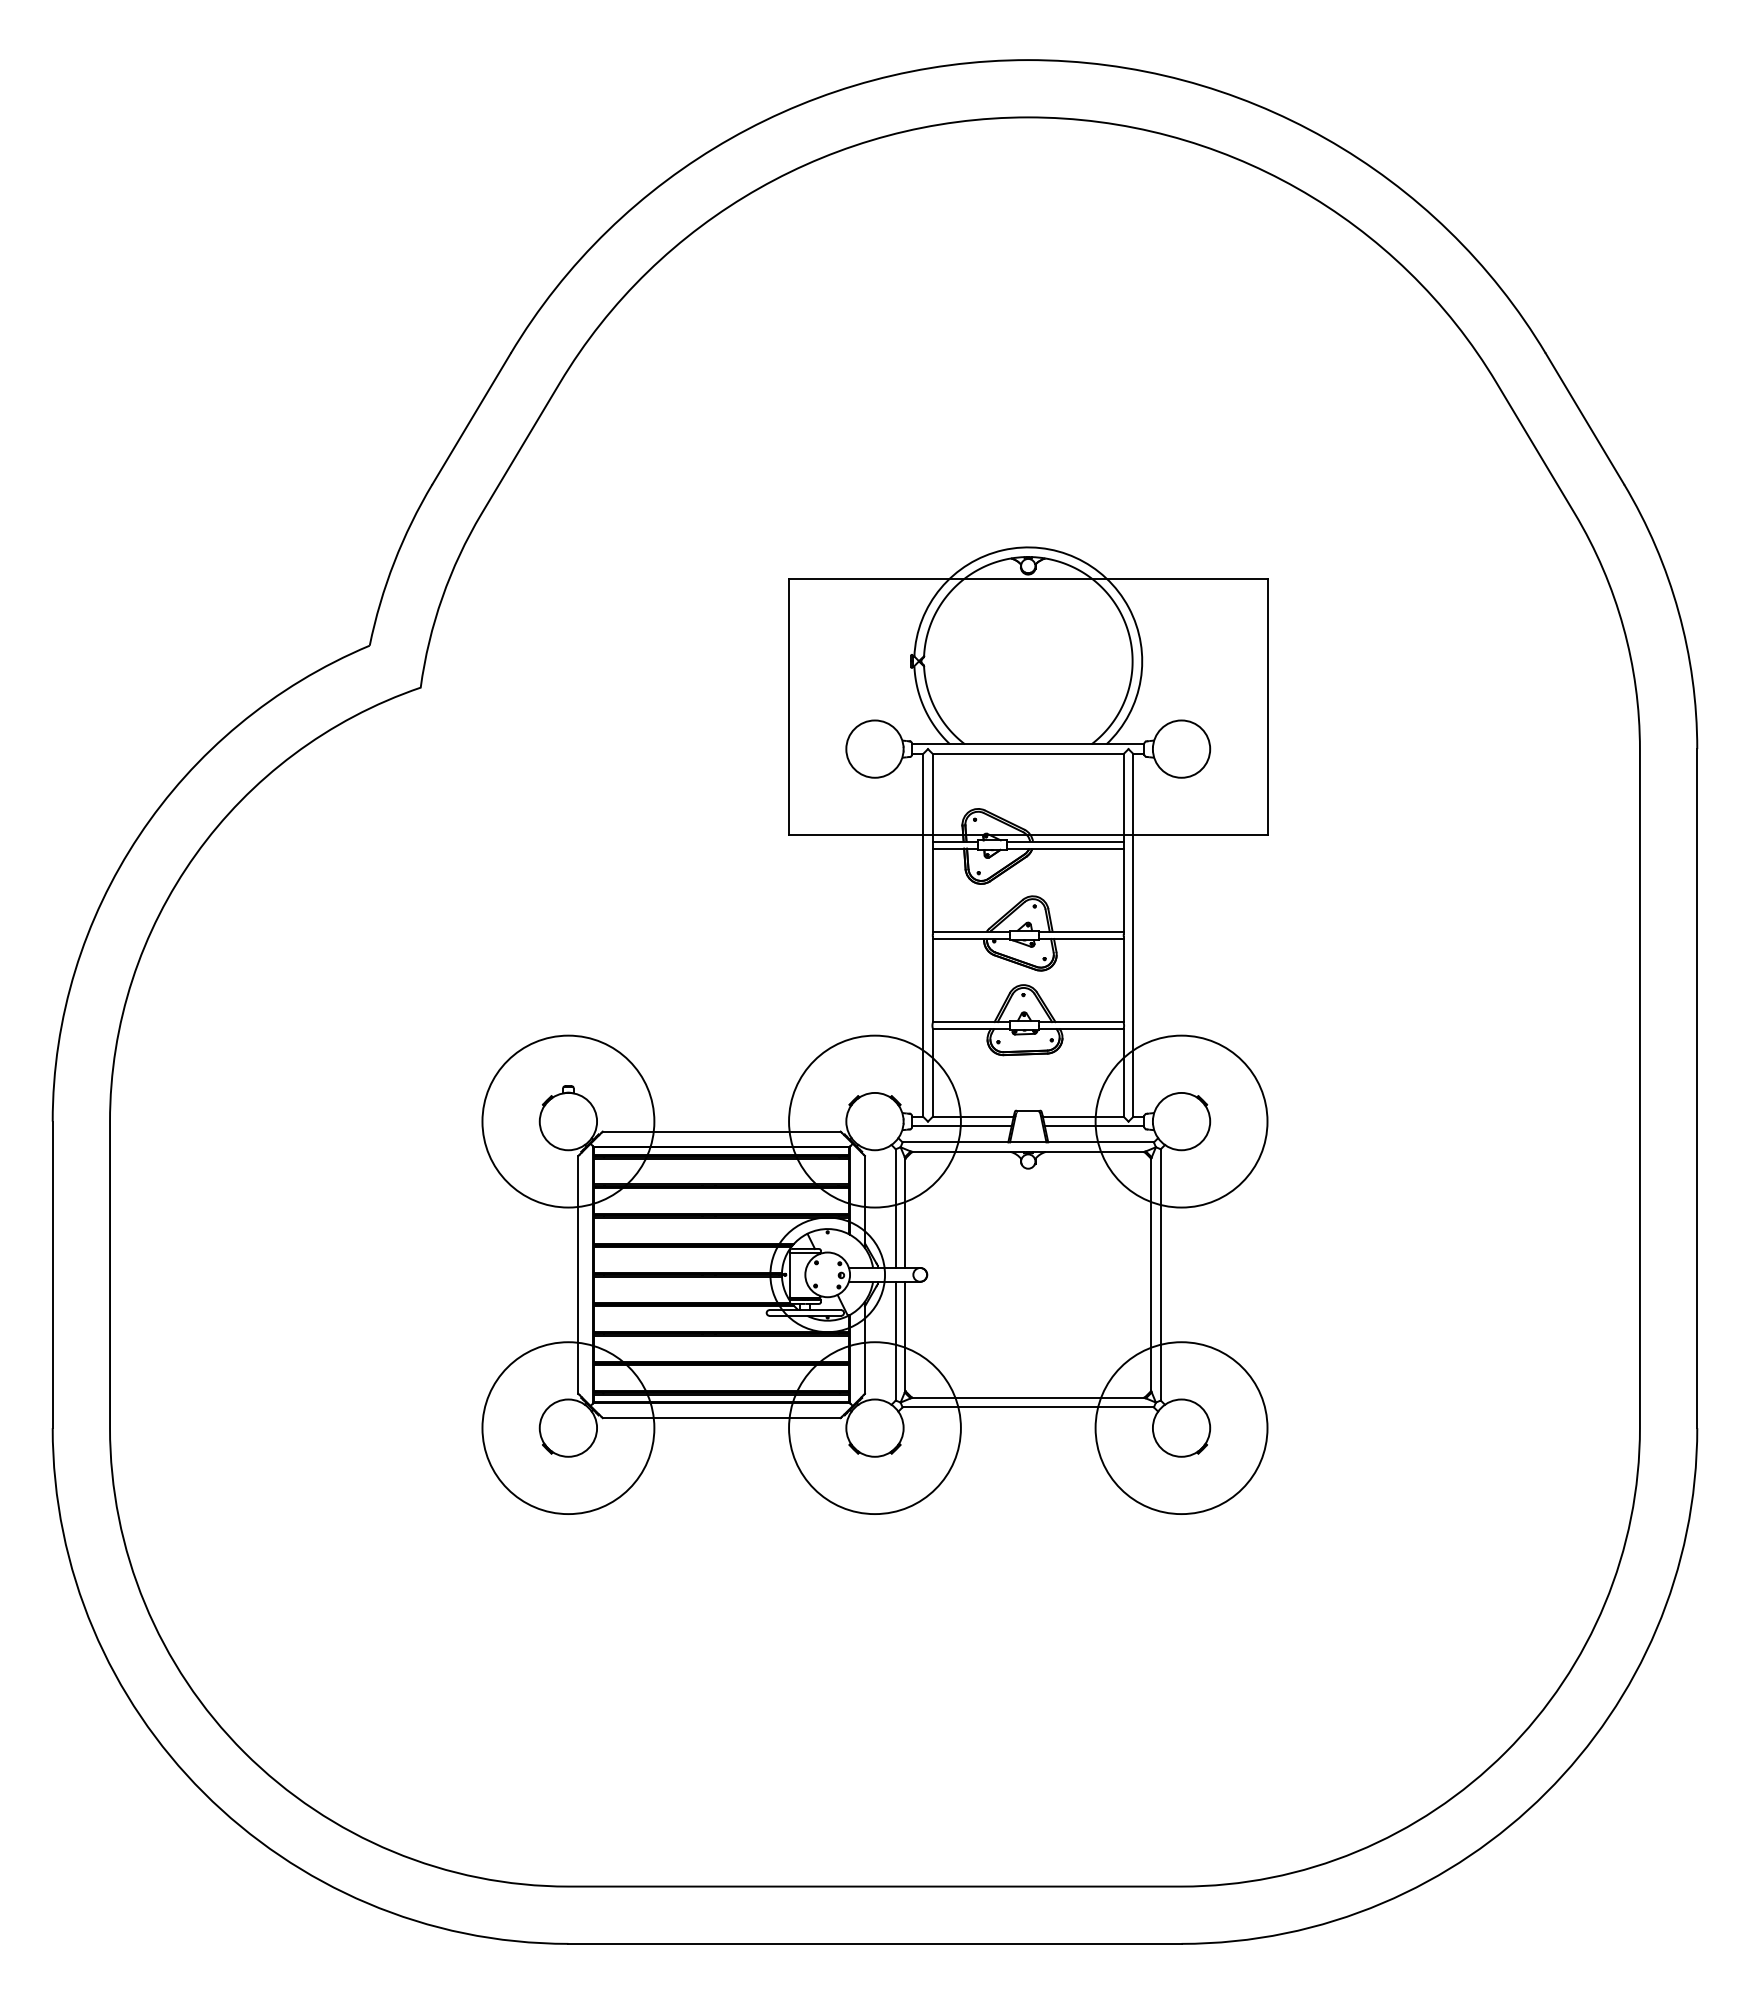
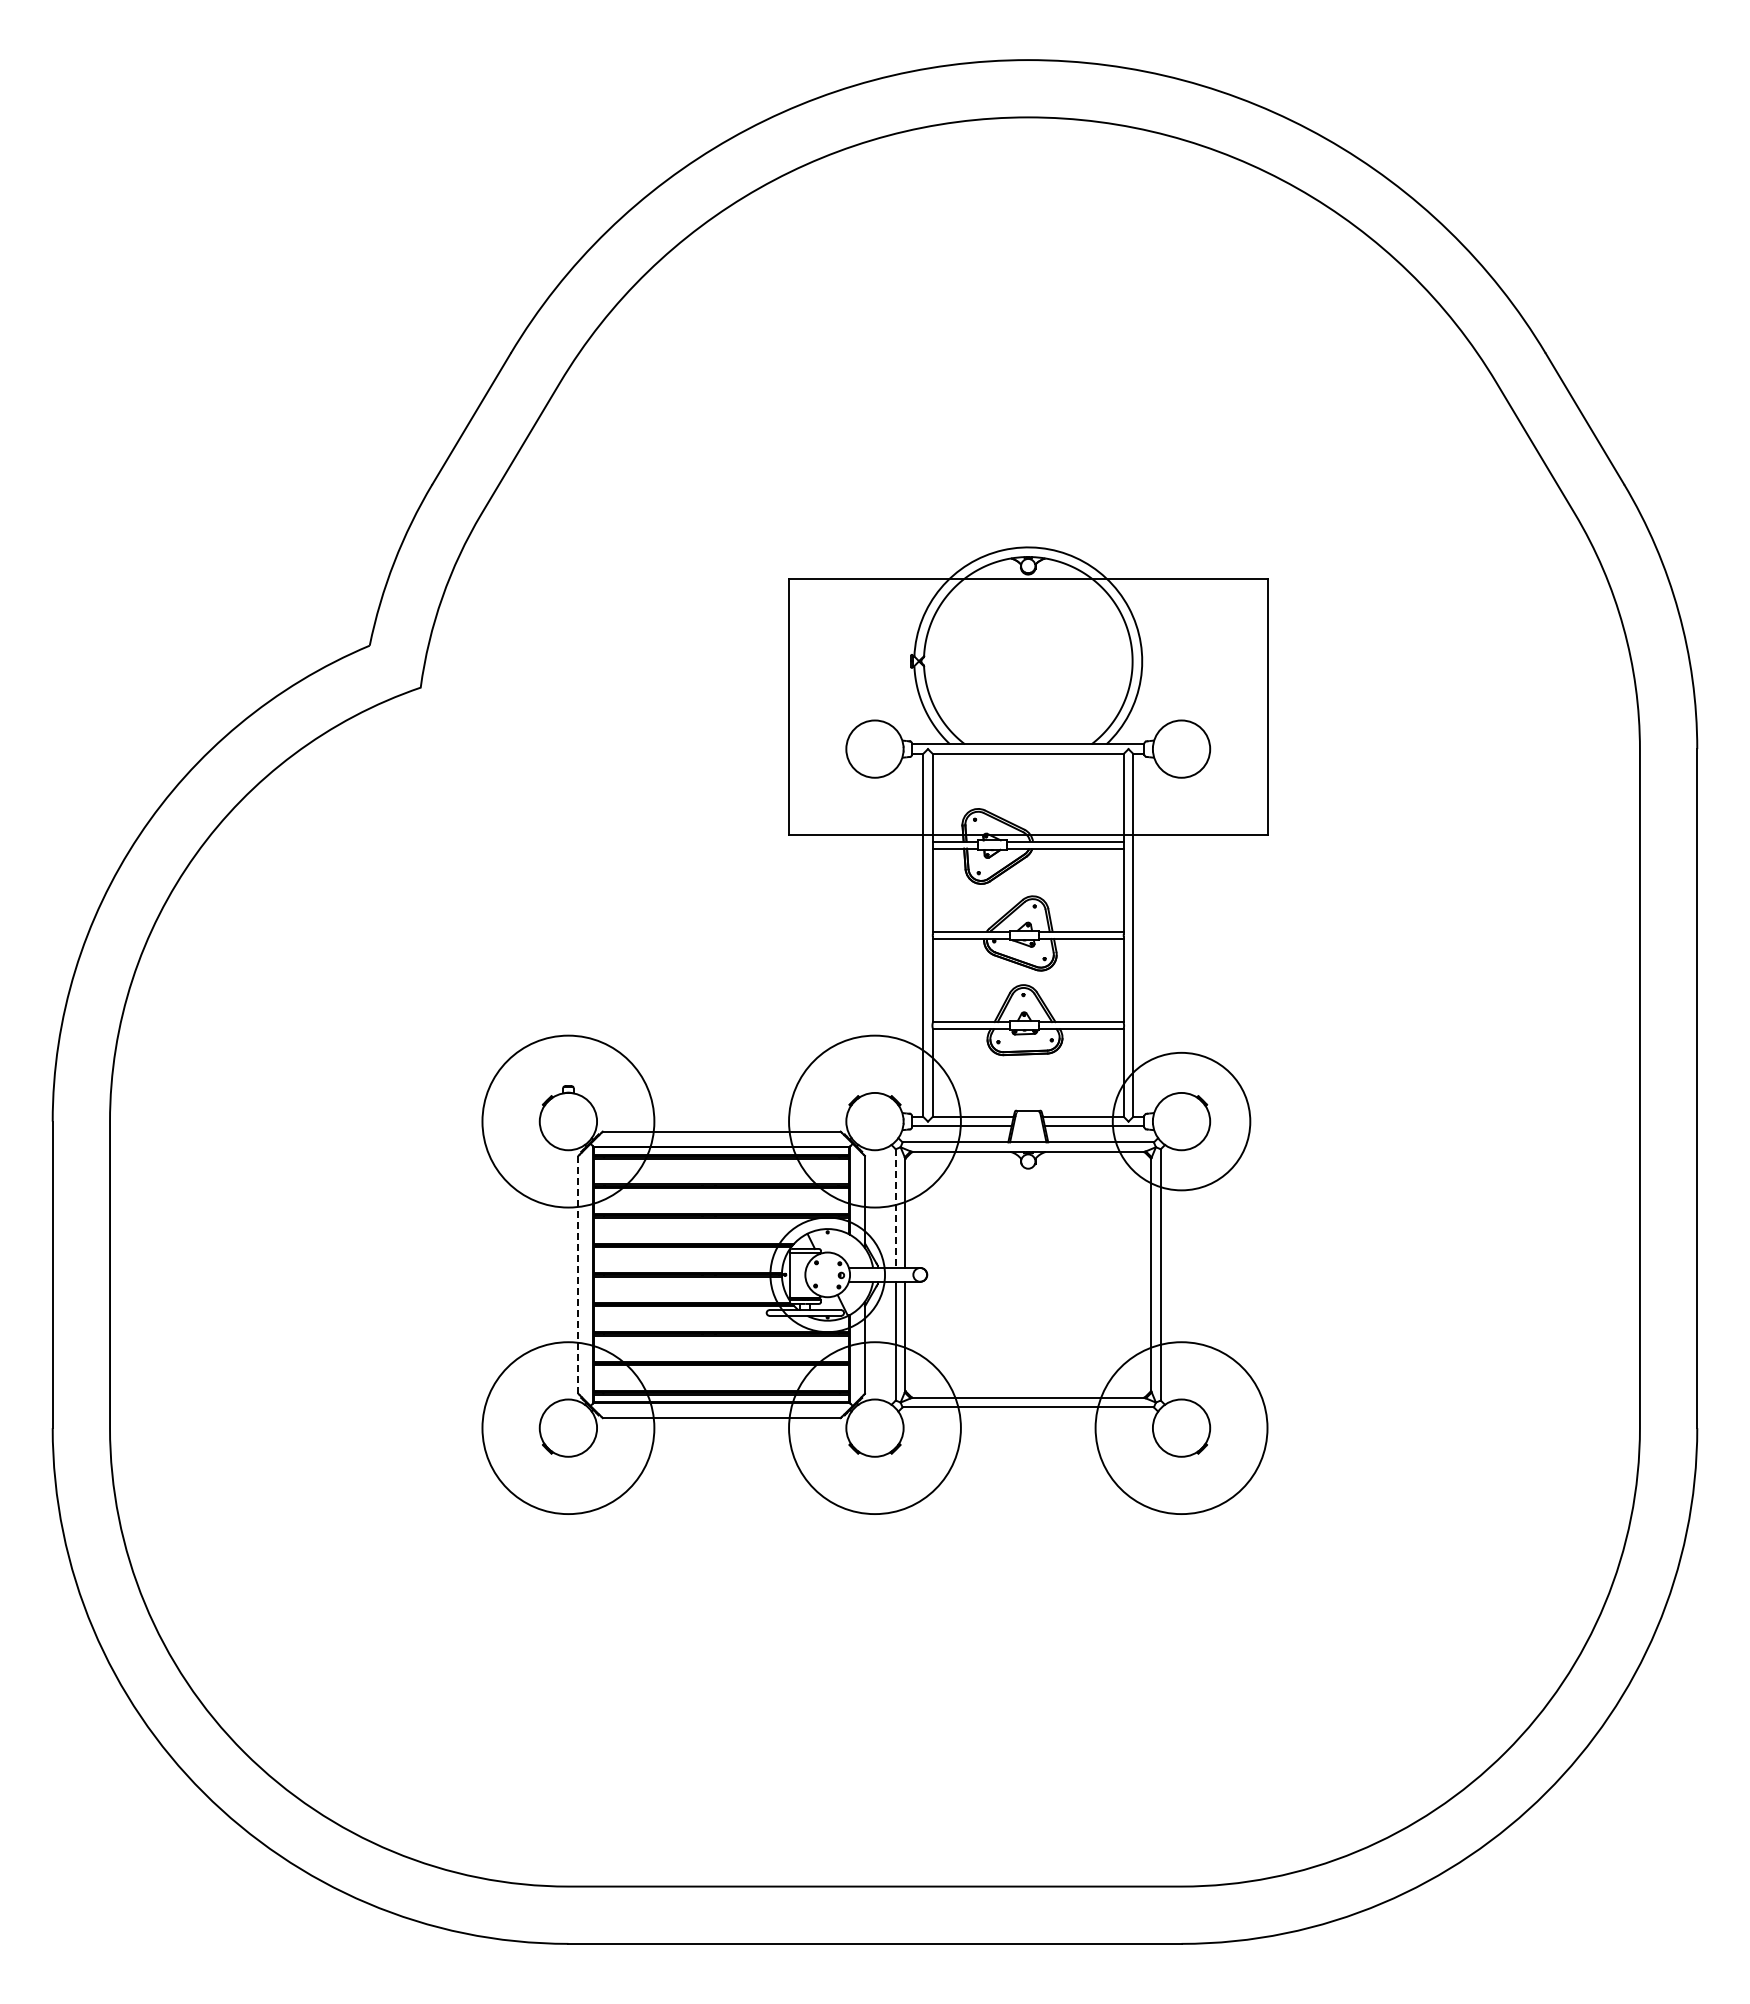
circle diameter: 172 px -> 138 px (1181, 1121)
line: solid -> dashed (895, 1209)
line: solid -> dashed (578, 1274)
